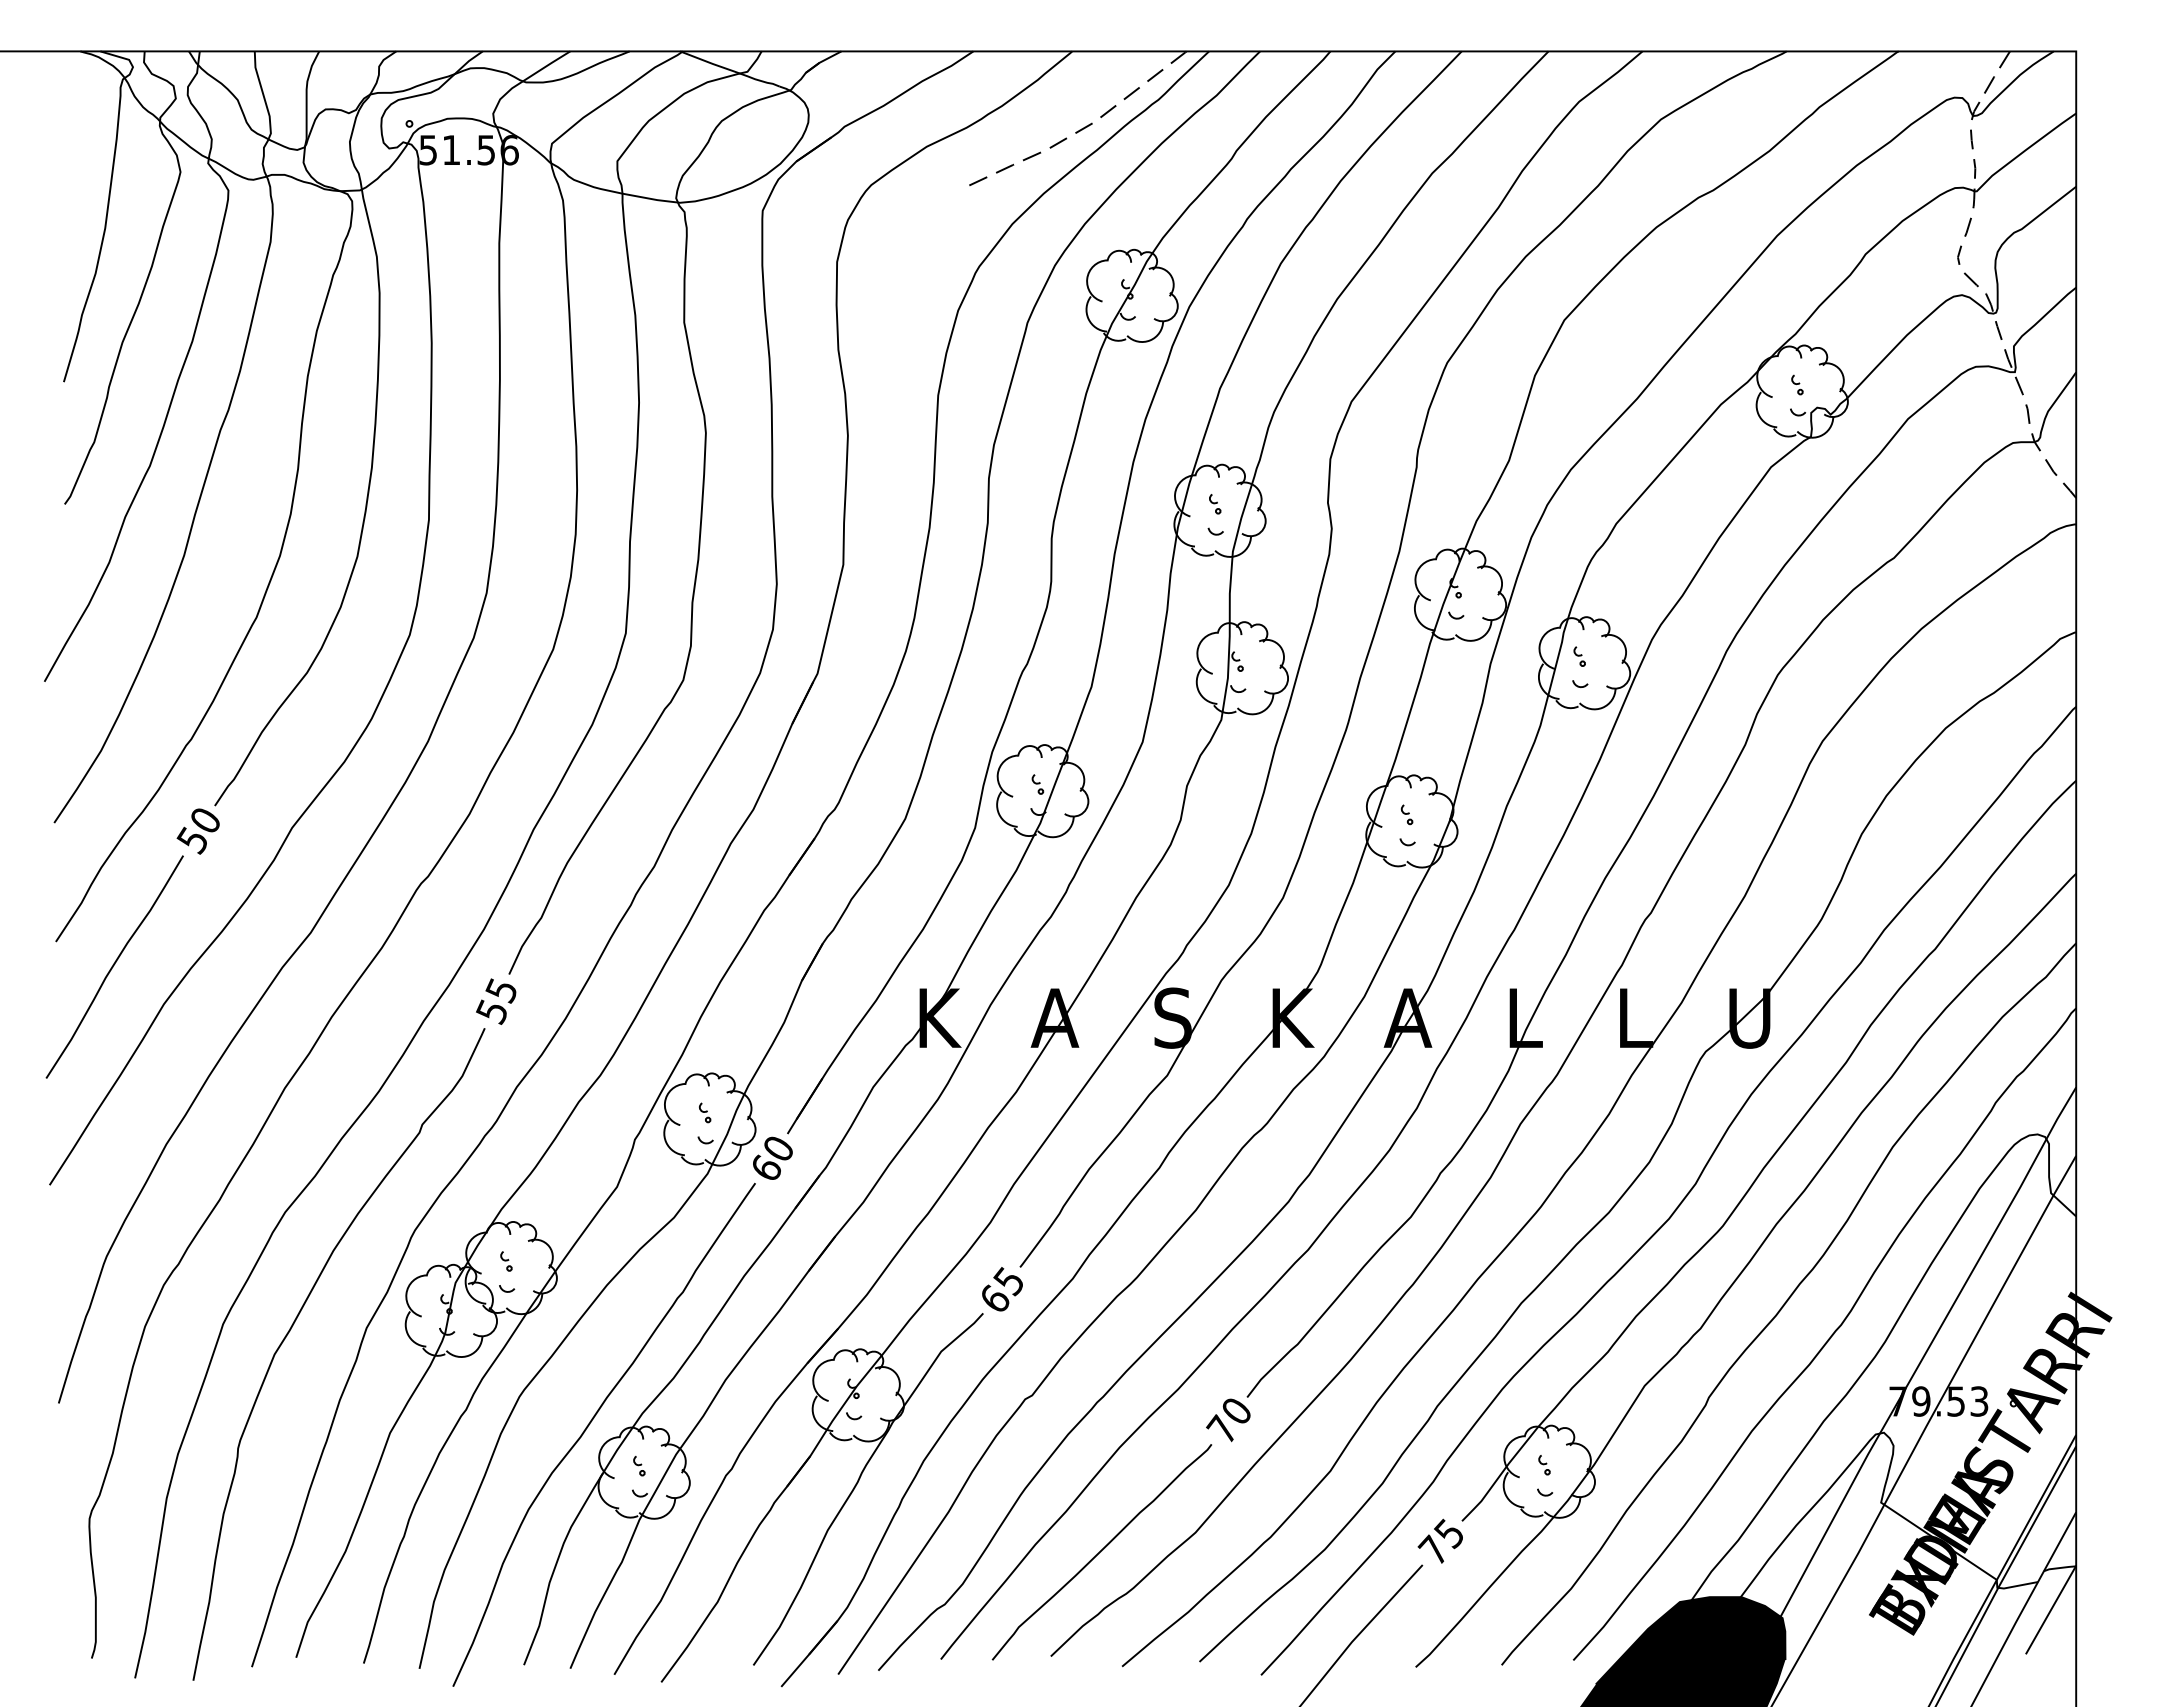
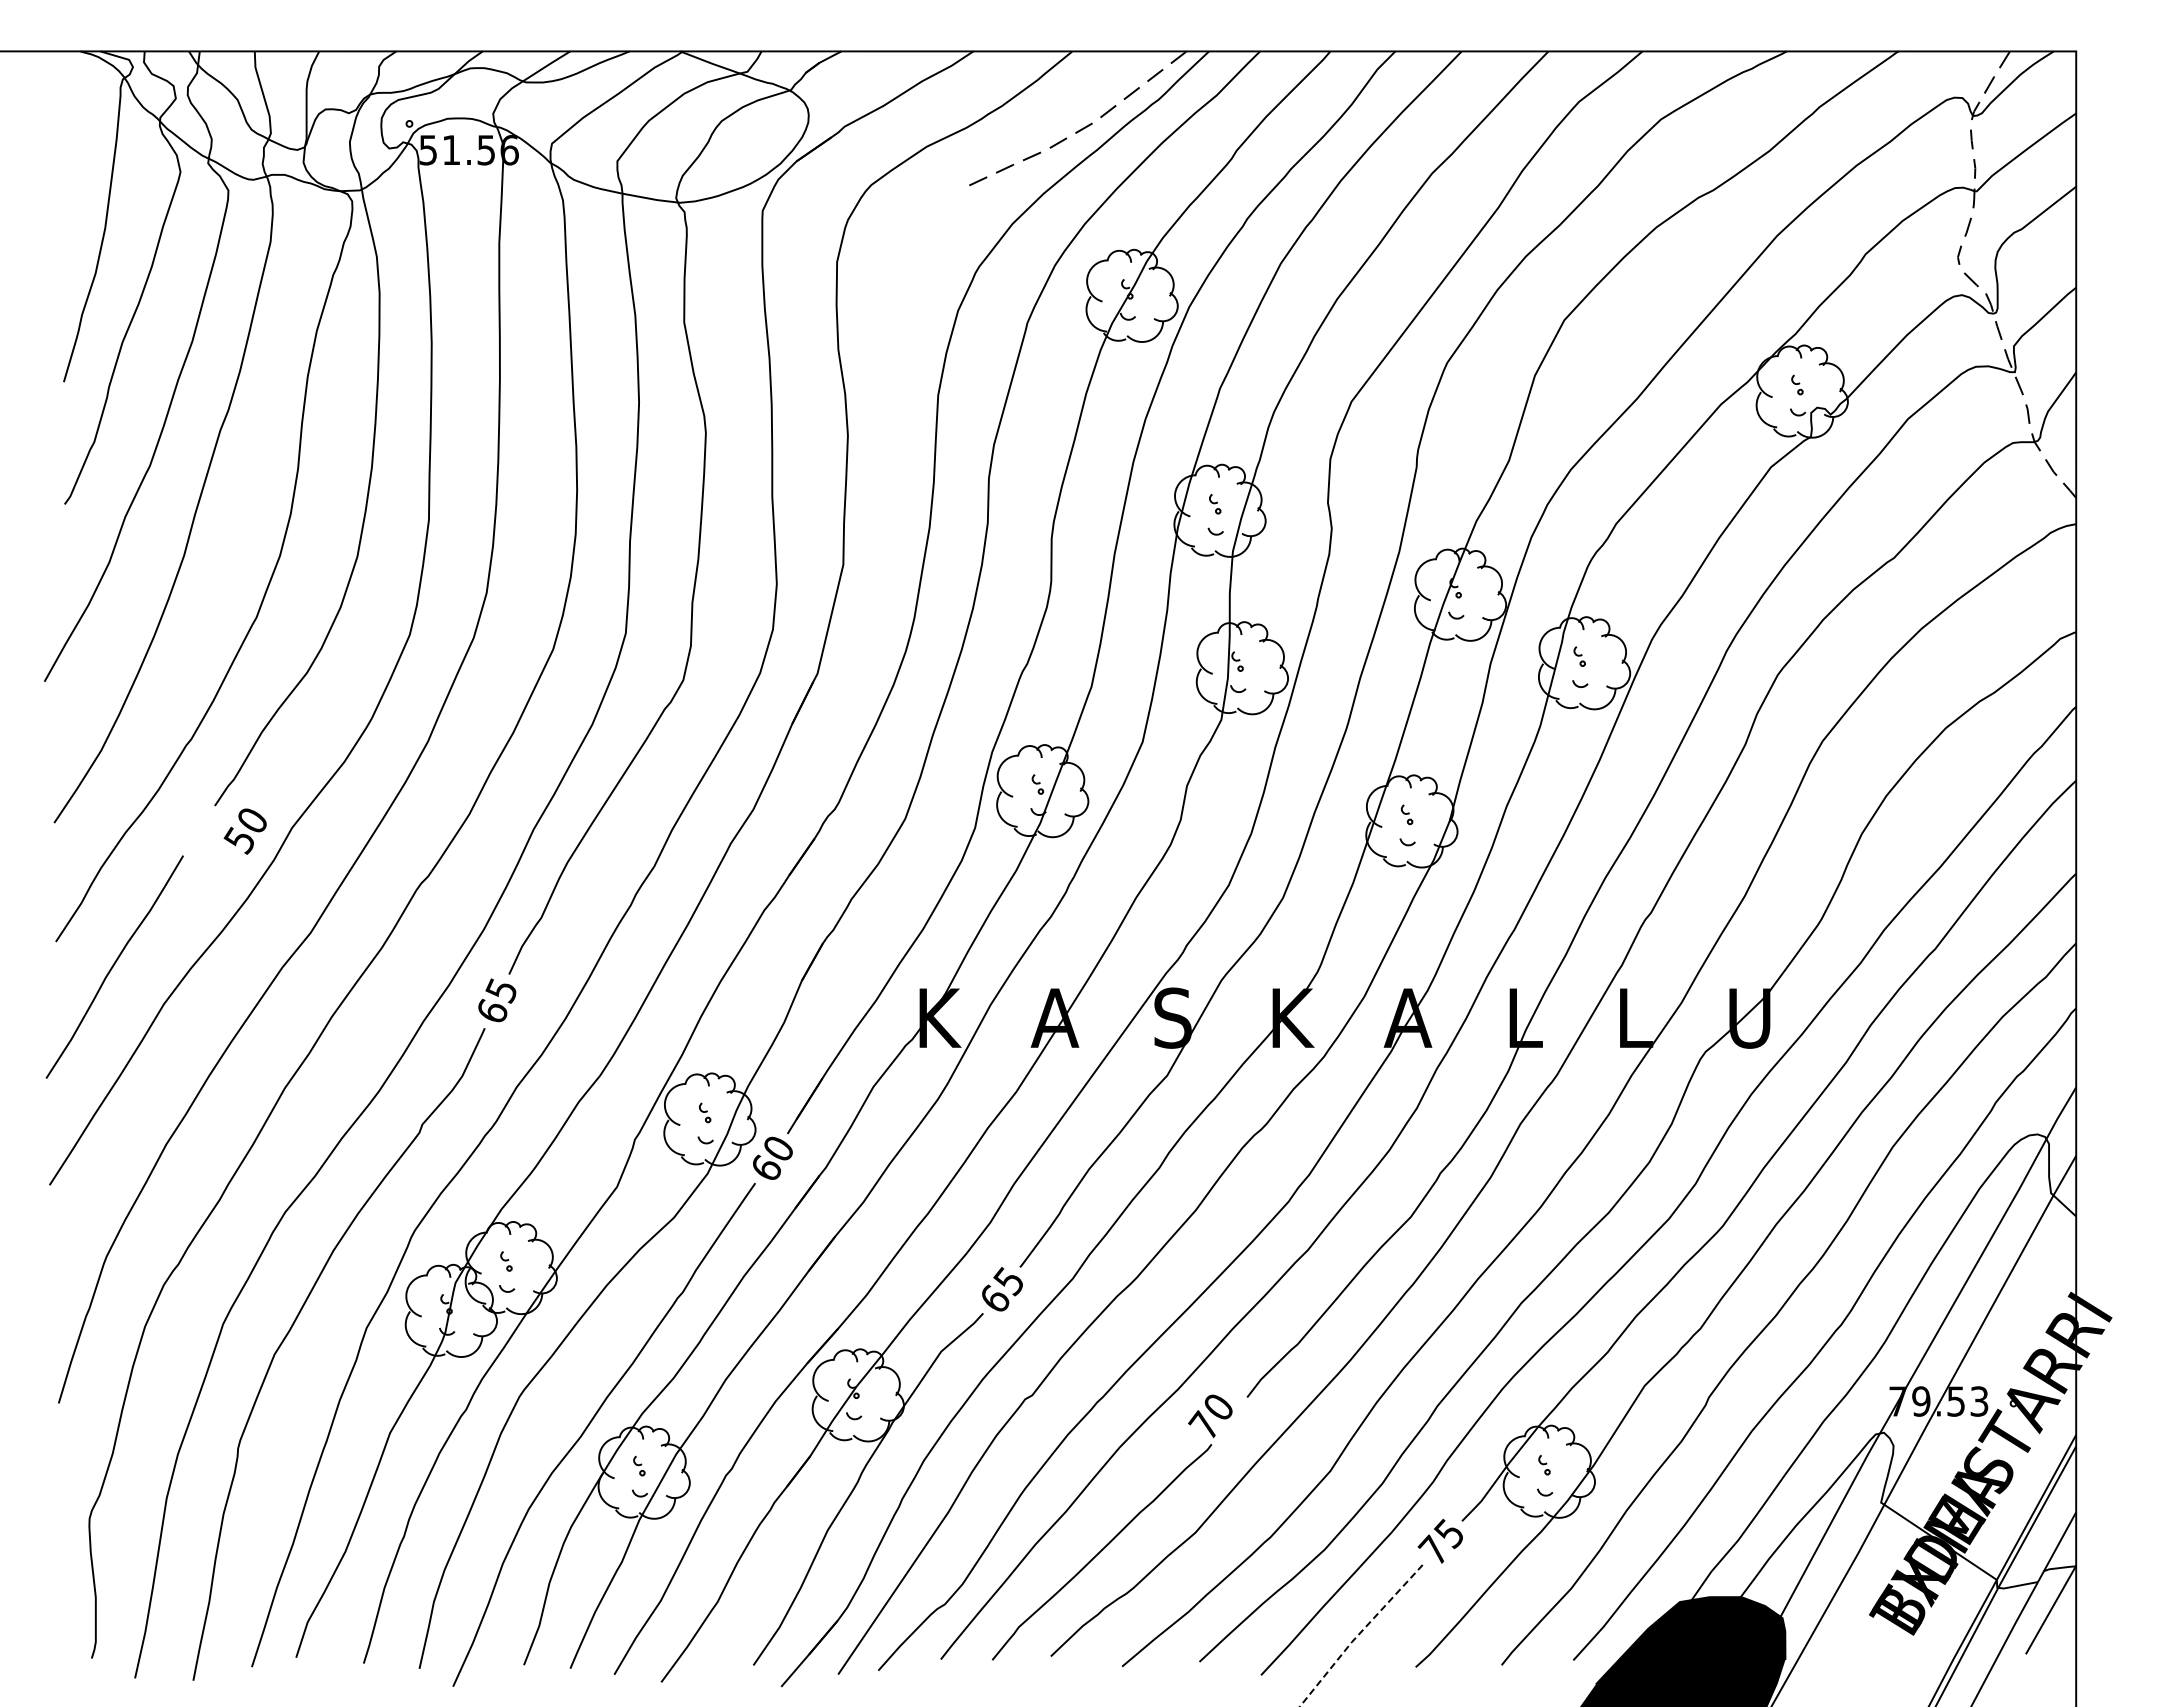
text position: (197, 831) -> (244, 831) (244, 831)
text: 55 -> 65 (491, 1011)
text position: (1228, 1420) -> (1210, 1416) (1210, 1416)
line: solid -> dashed (1359, 1634)
